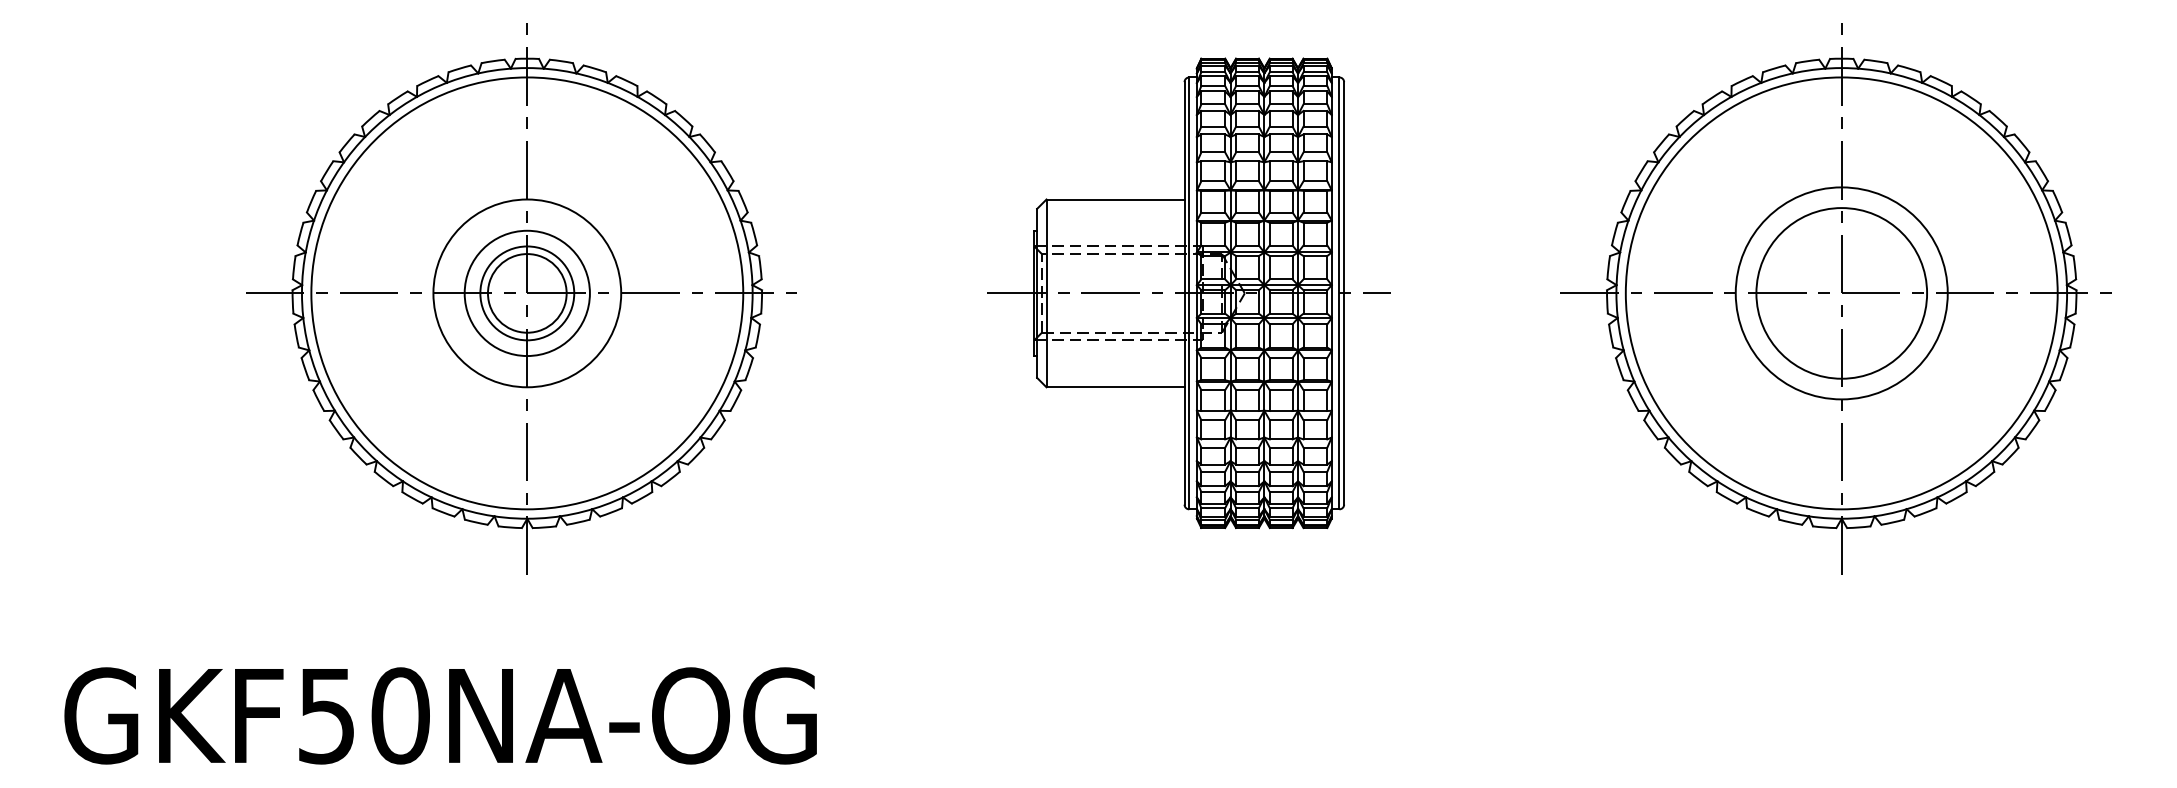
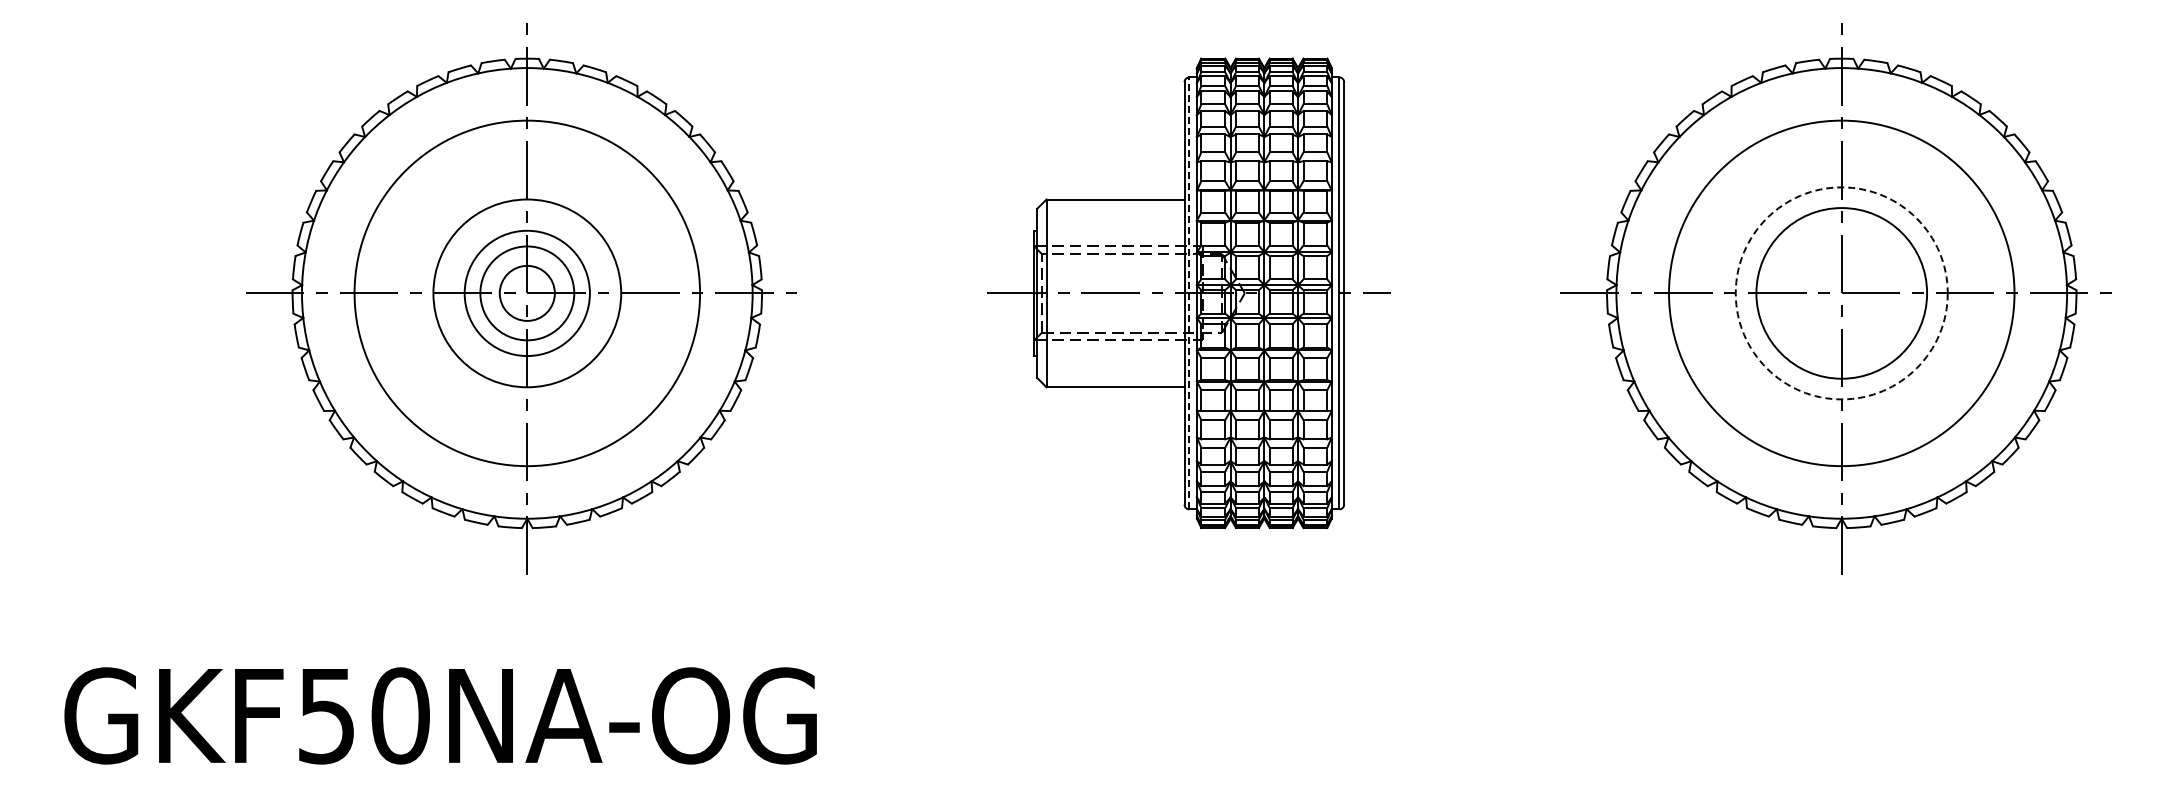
circle diameter: 79 px -> 55 px (526, 292)
circle diameter: 432 px -> 346 px (527, 293)
line: solid -> dashed (1189, 293)
circle diameter: 432 px -> 346 px (1841, 293)
circle: solid -> dashed (1841, 293)
